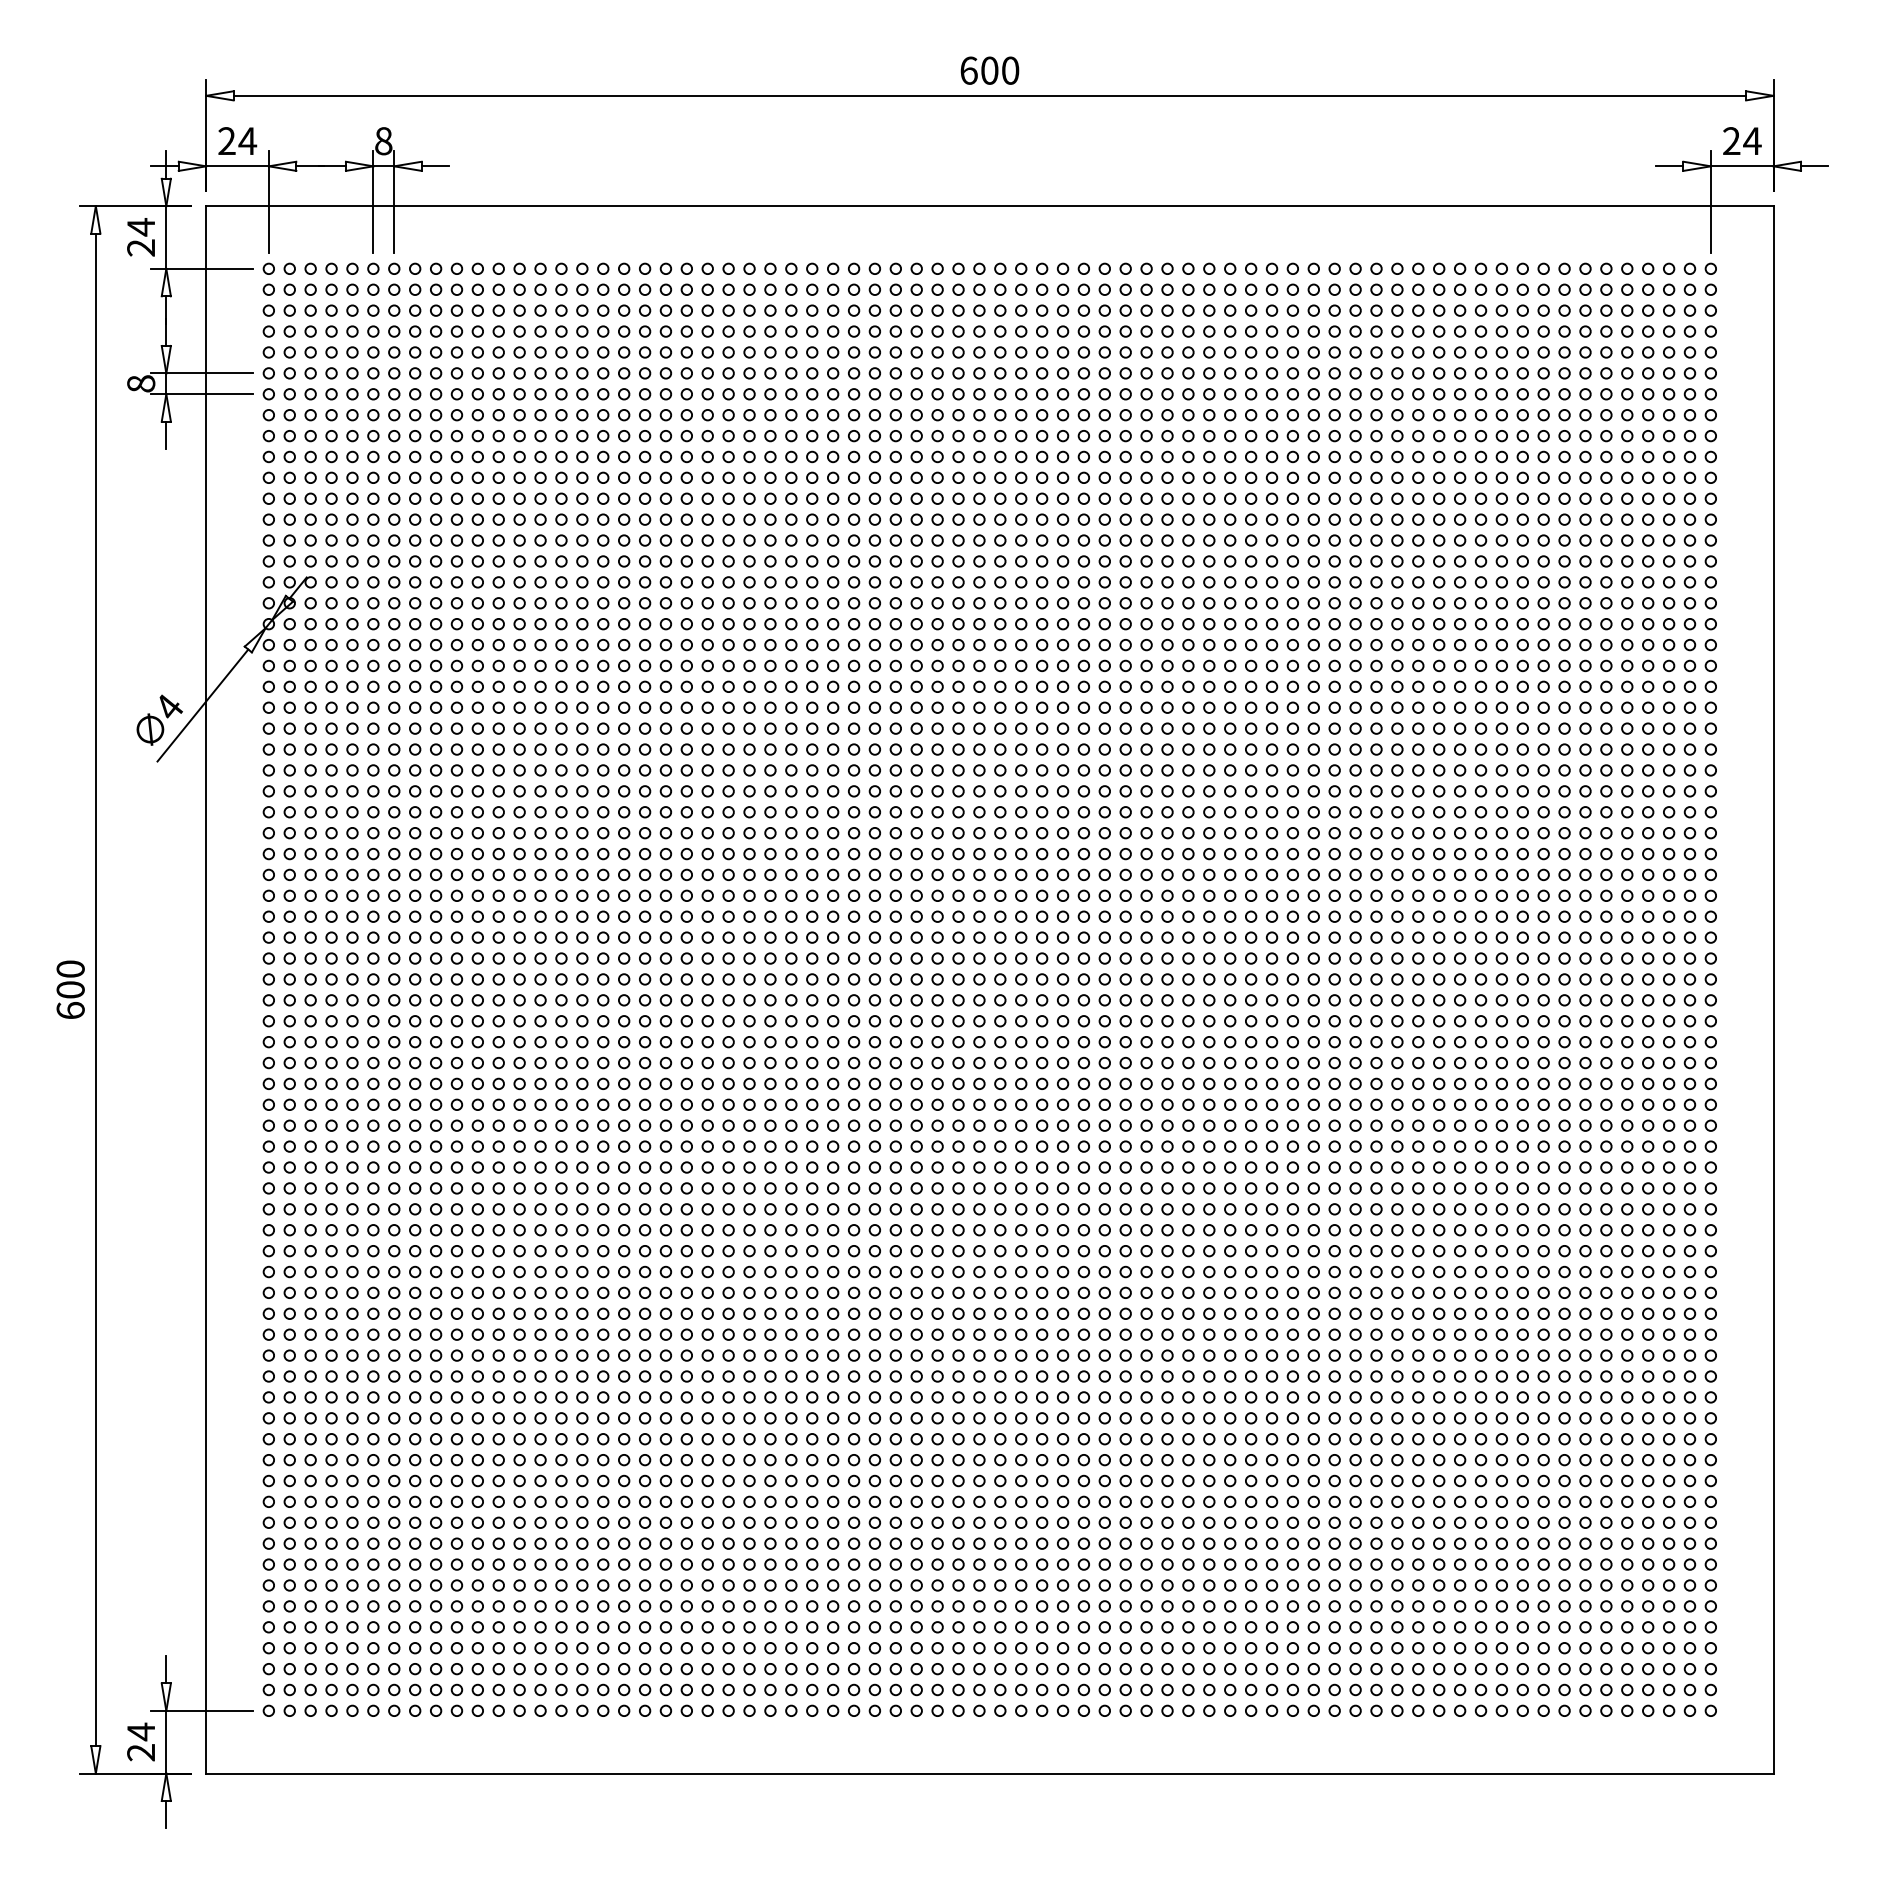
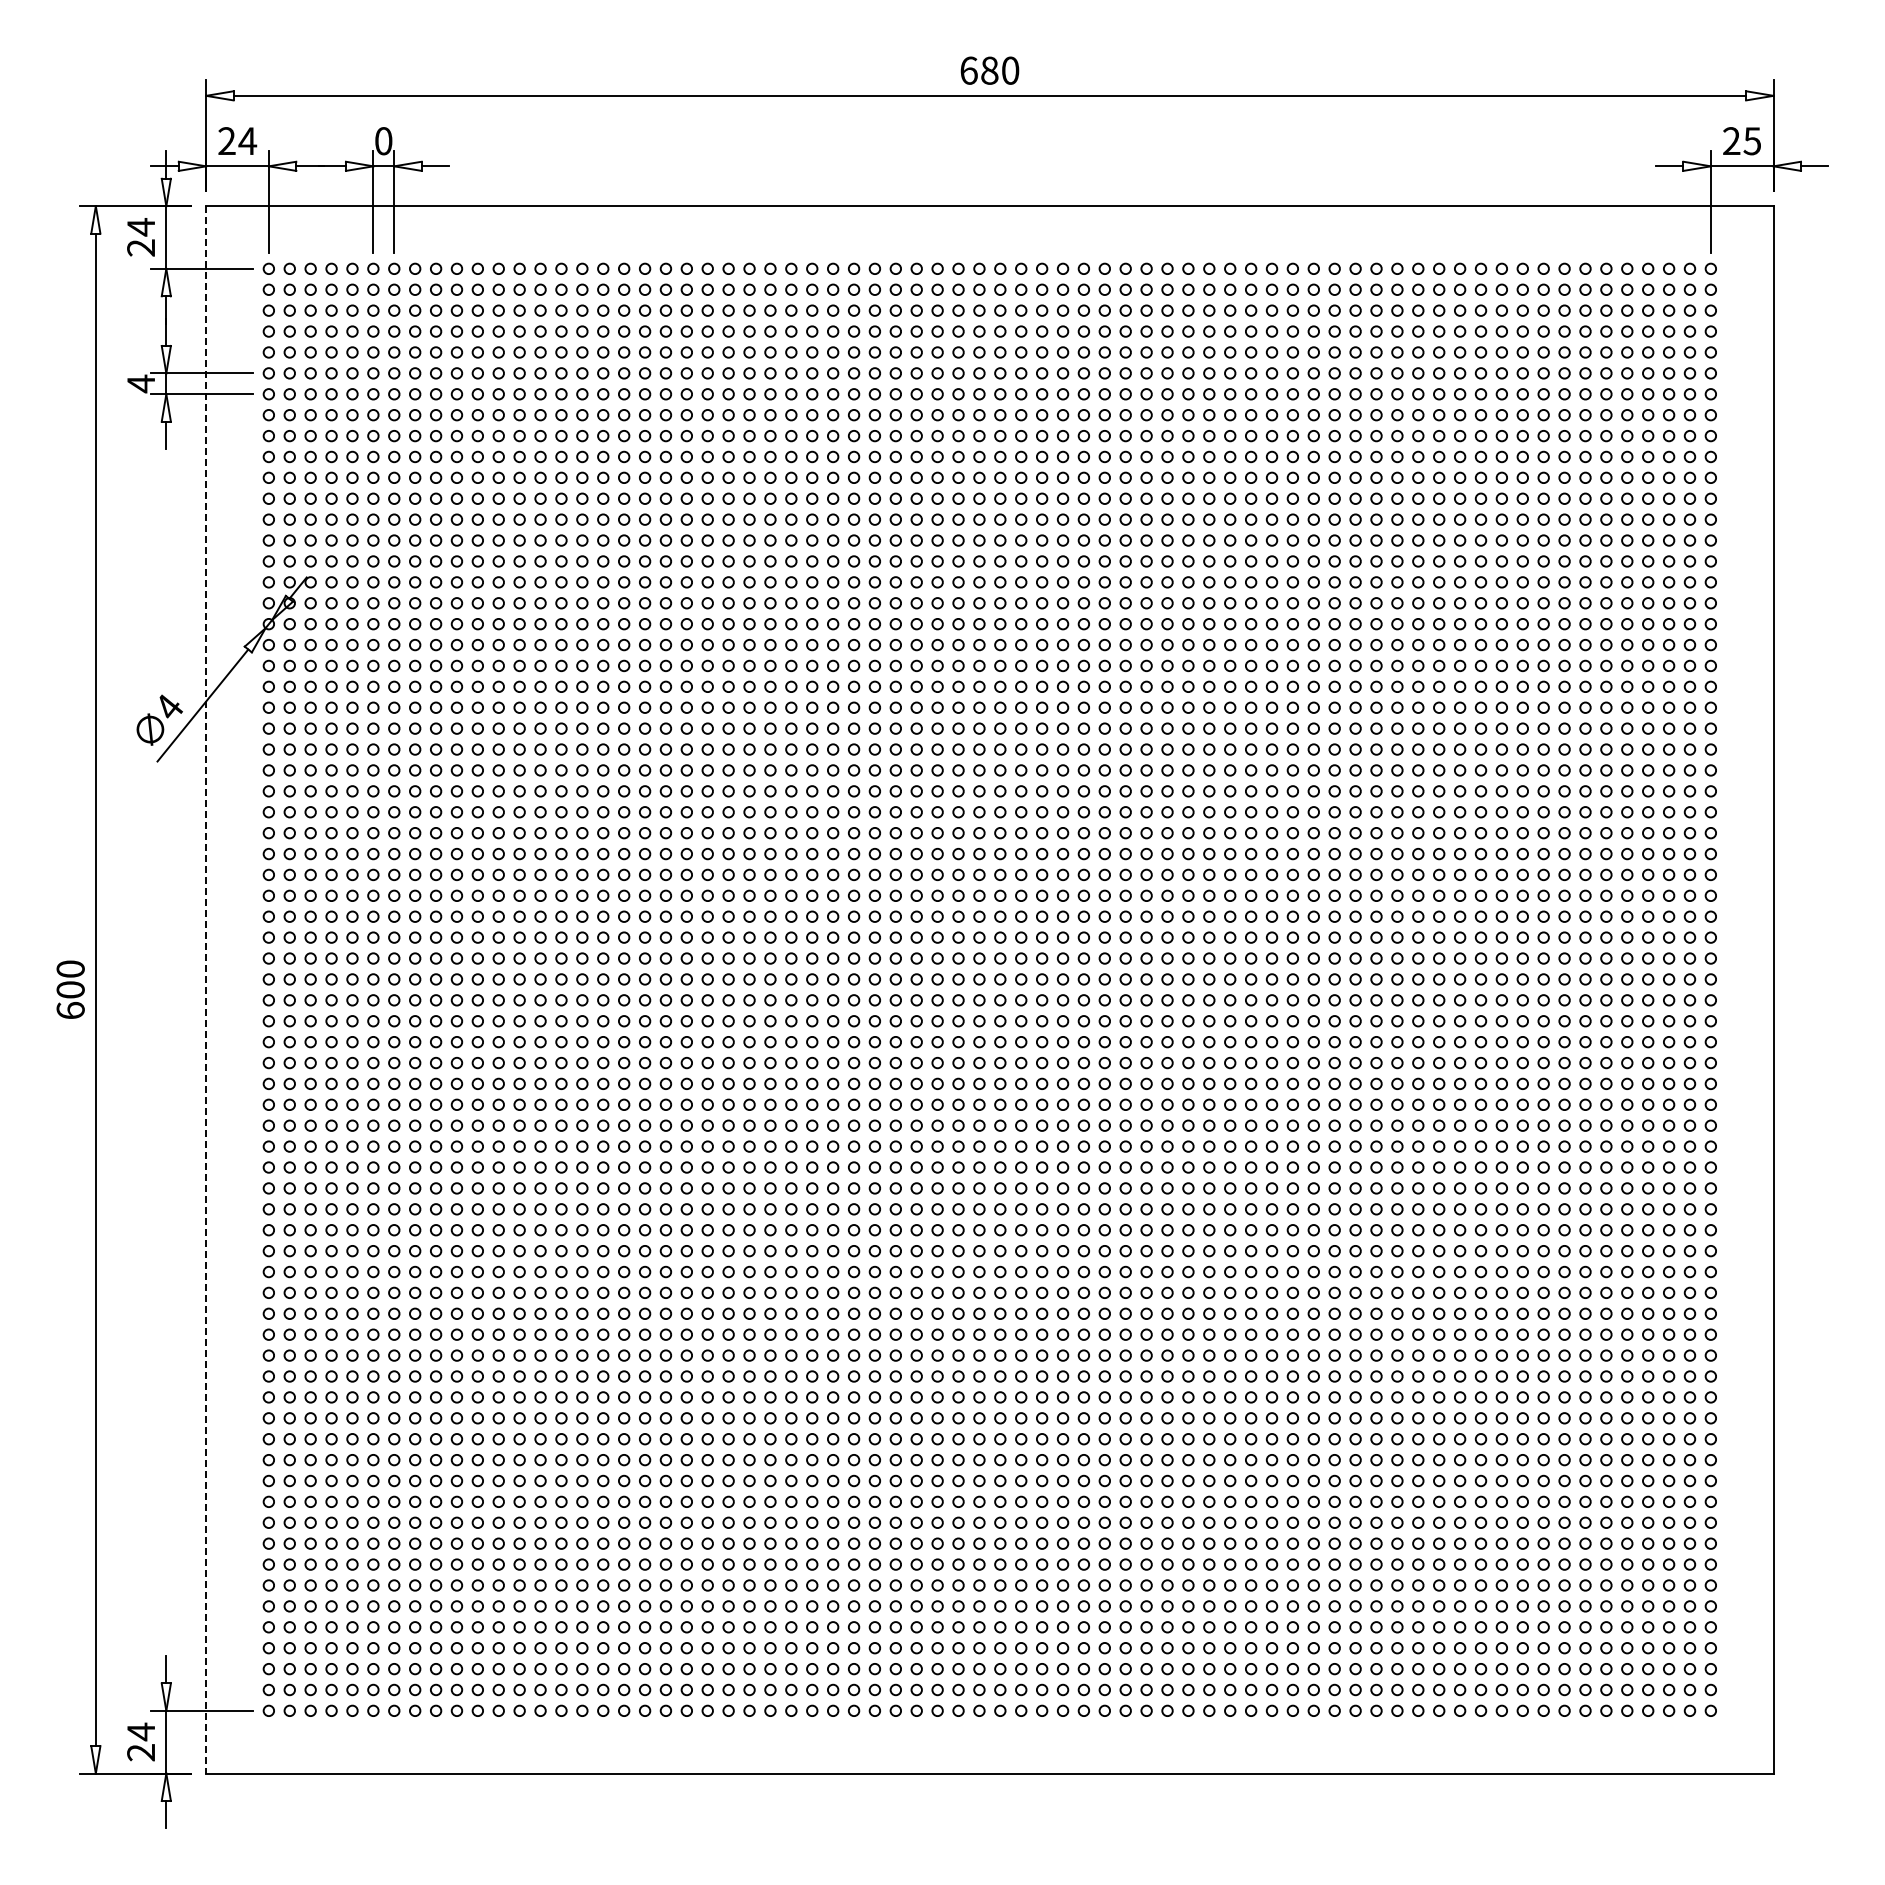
text: 600 -> 680 (989, 70)
text: 8 -> 0 (383, 141)
text: 24 -> 25 (1752, 141)
text: 8 -> 4 (141, 383)
line: solid -> dashed (206, 989)
